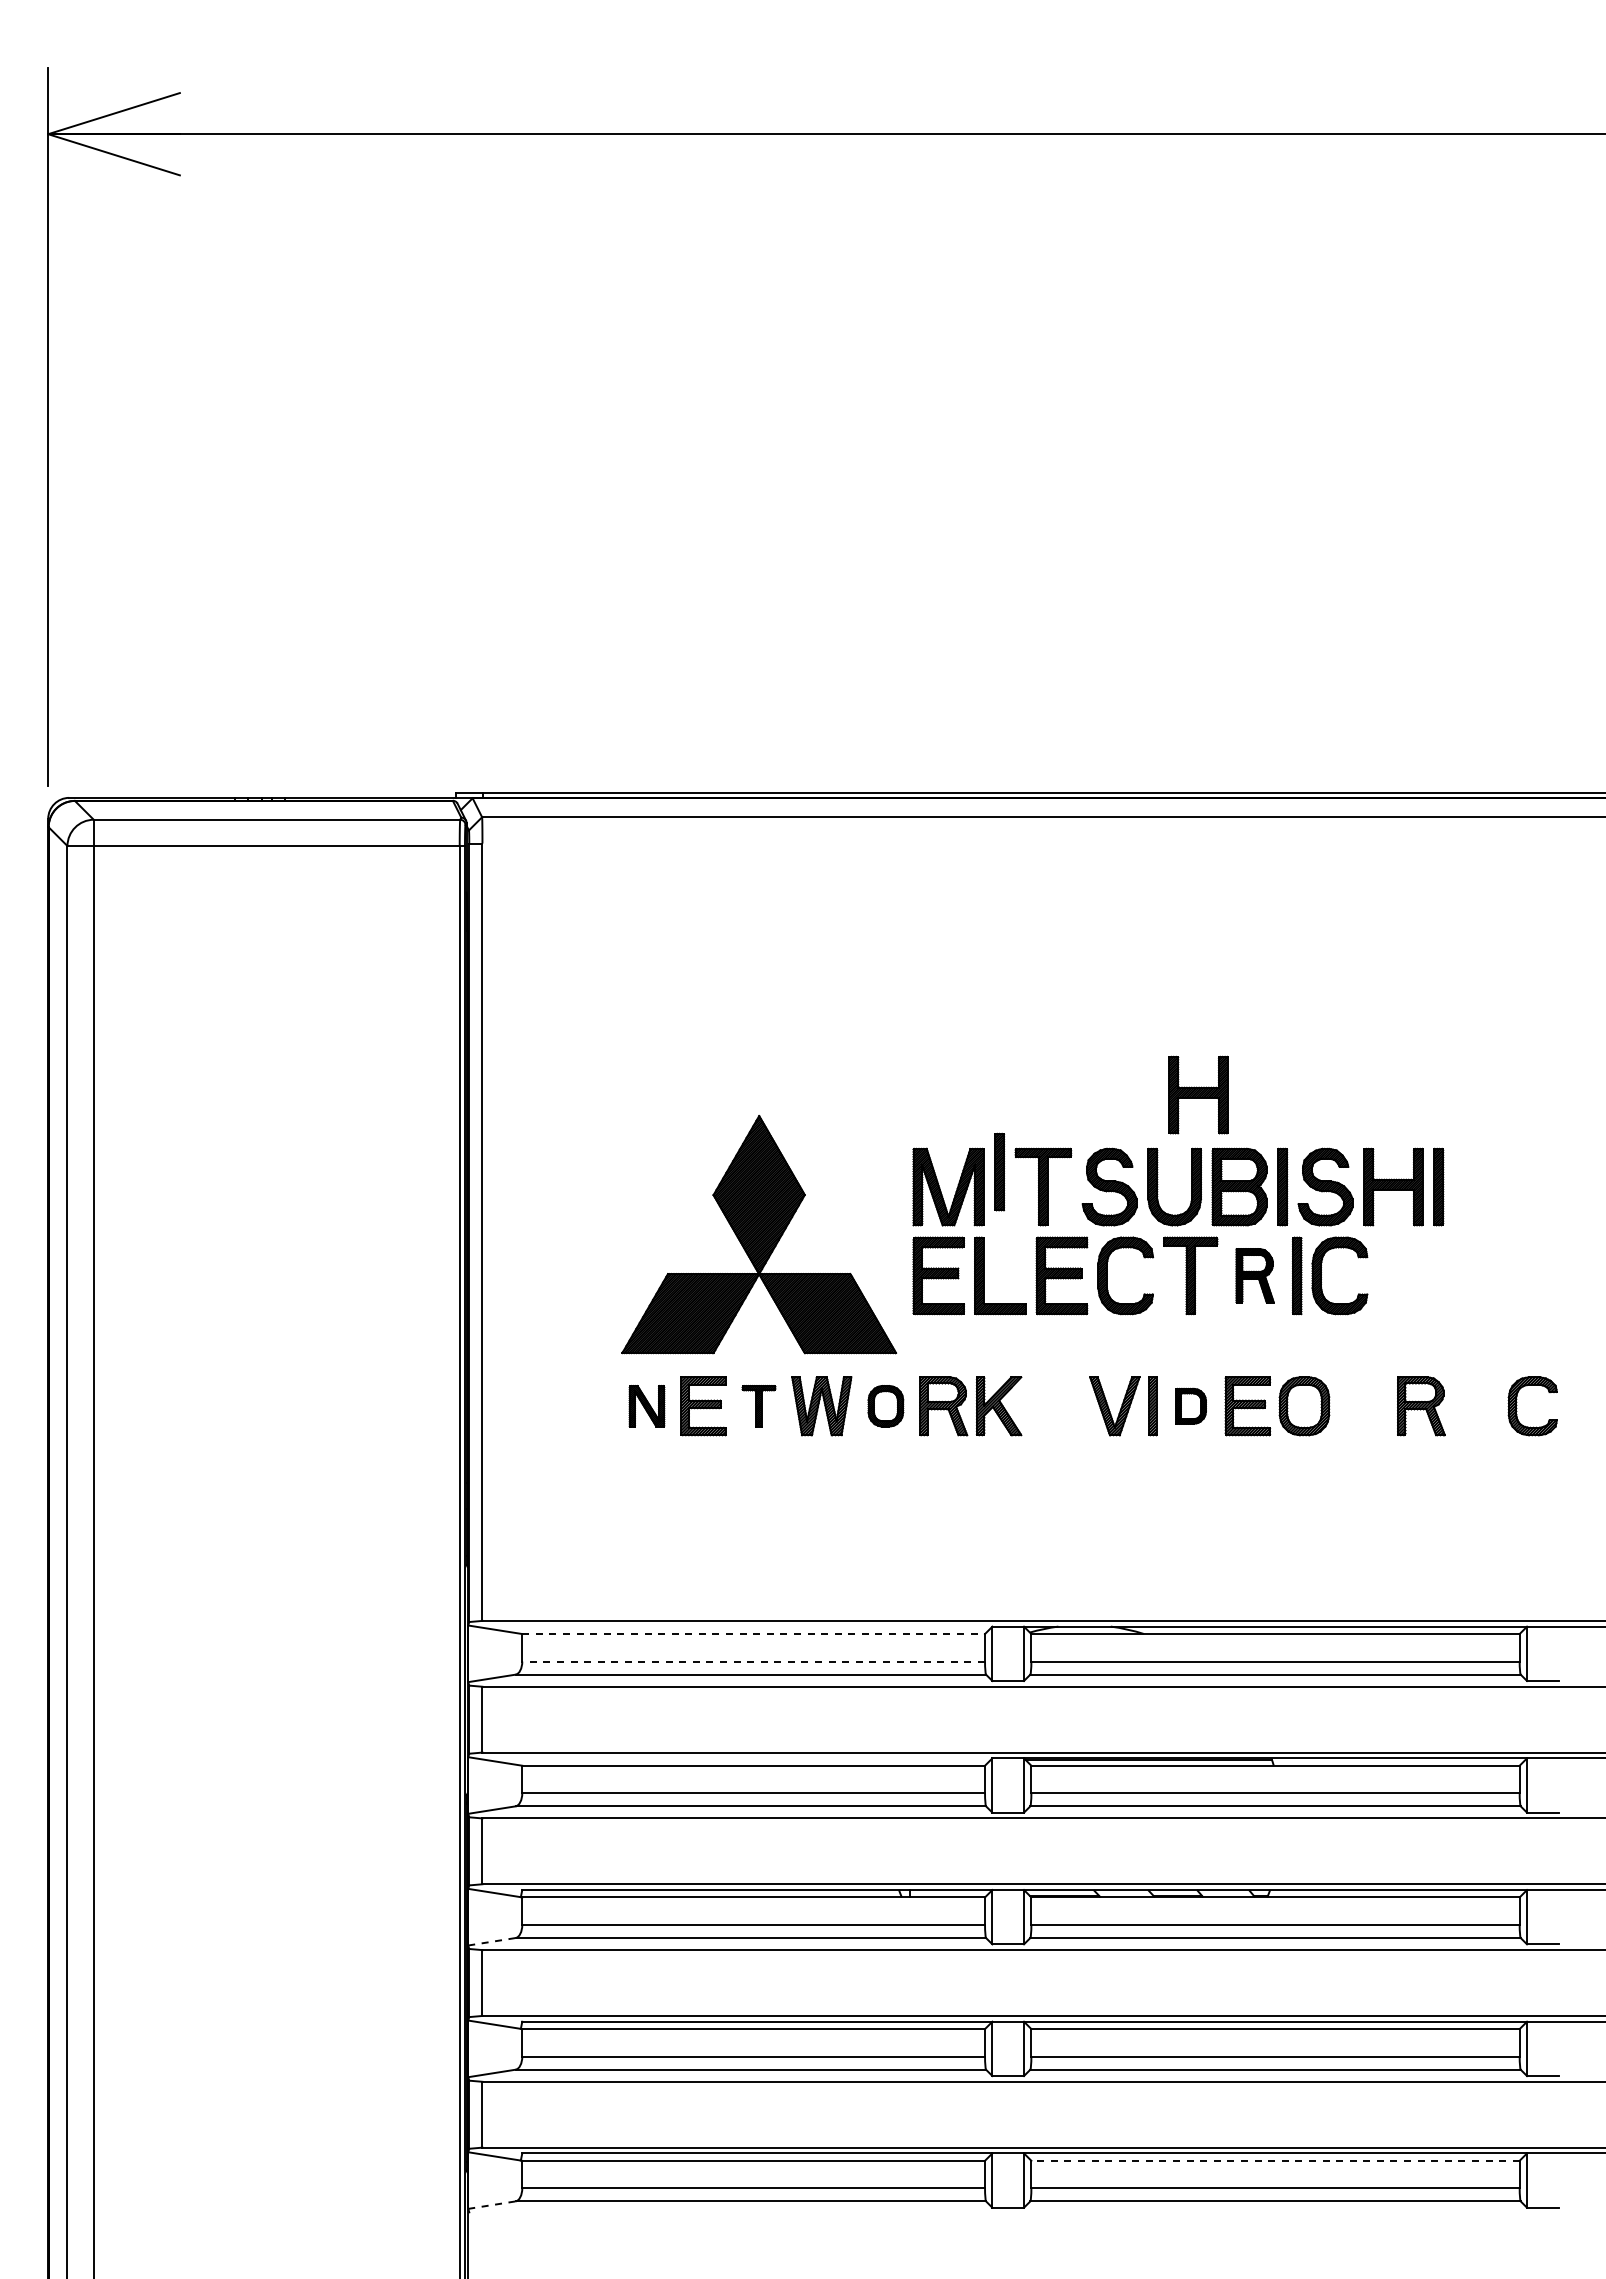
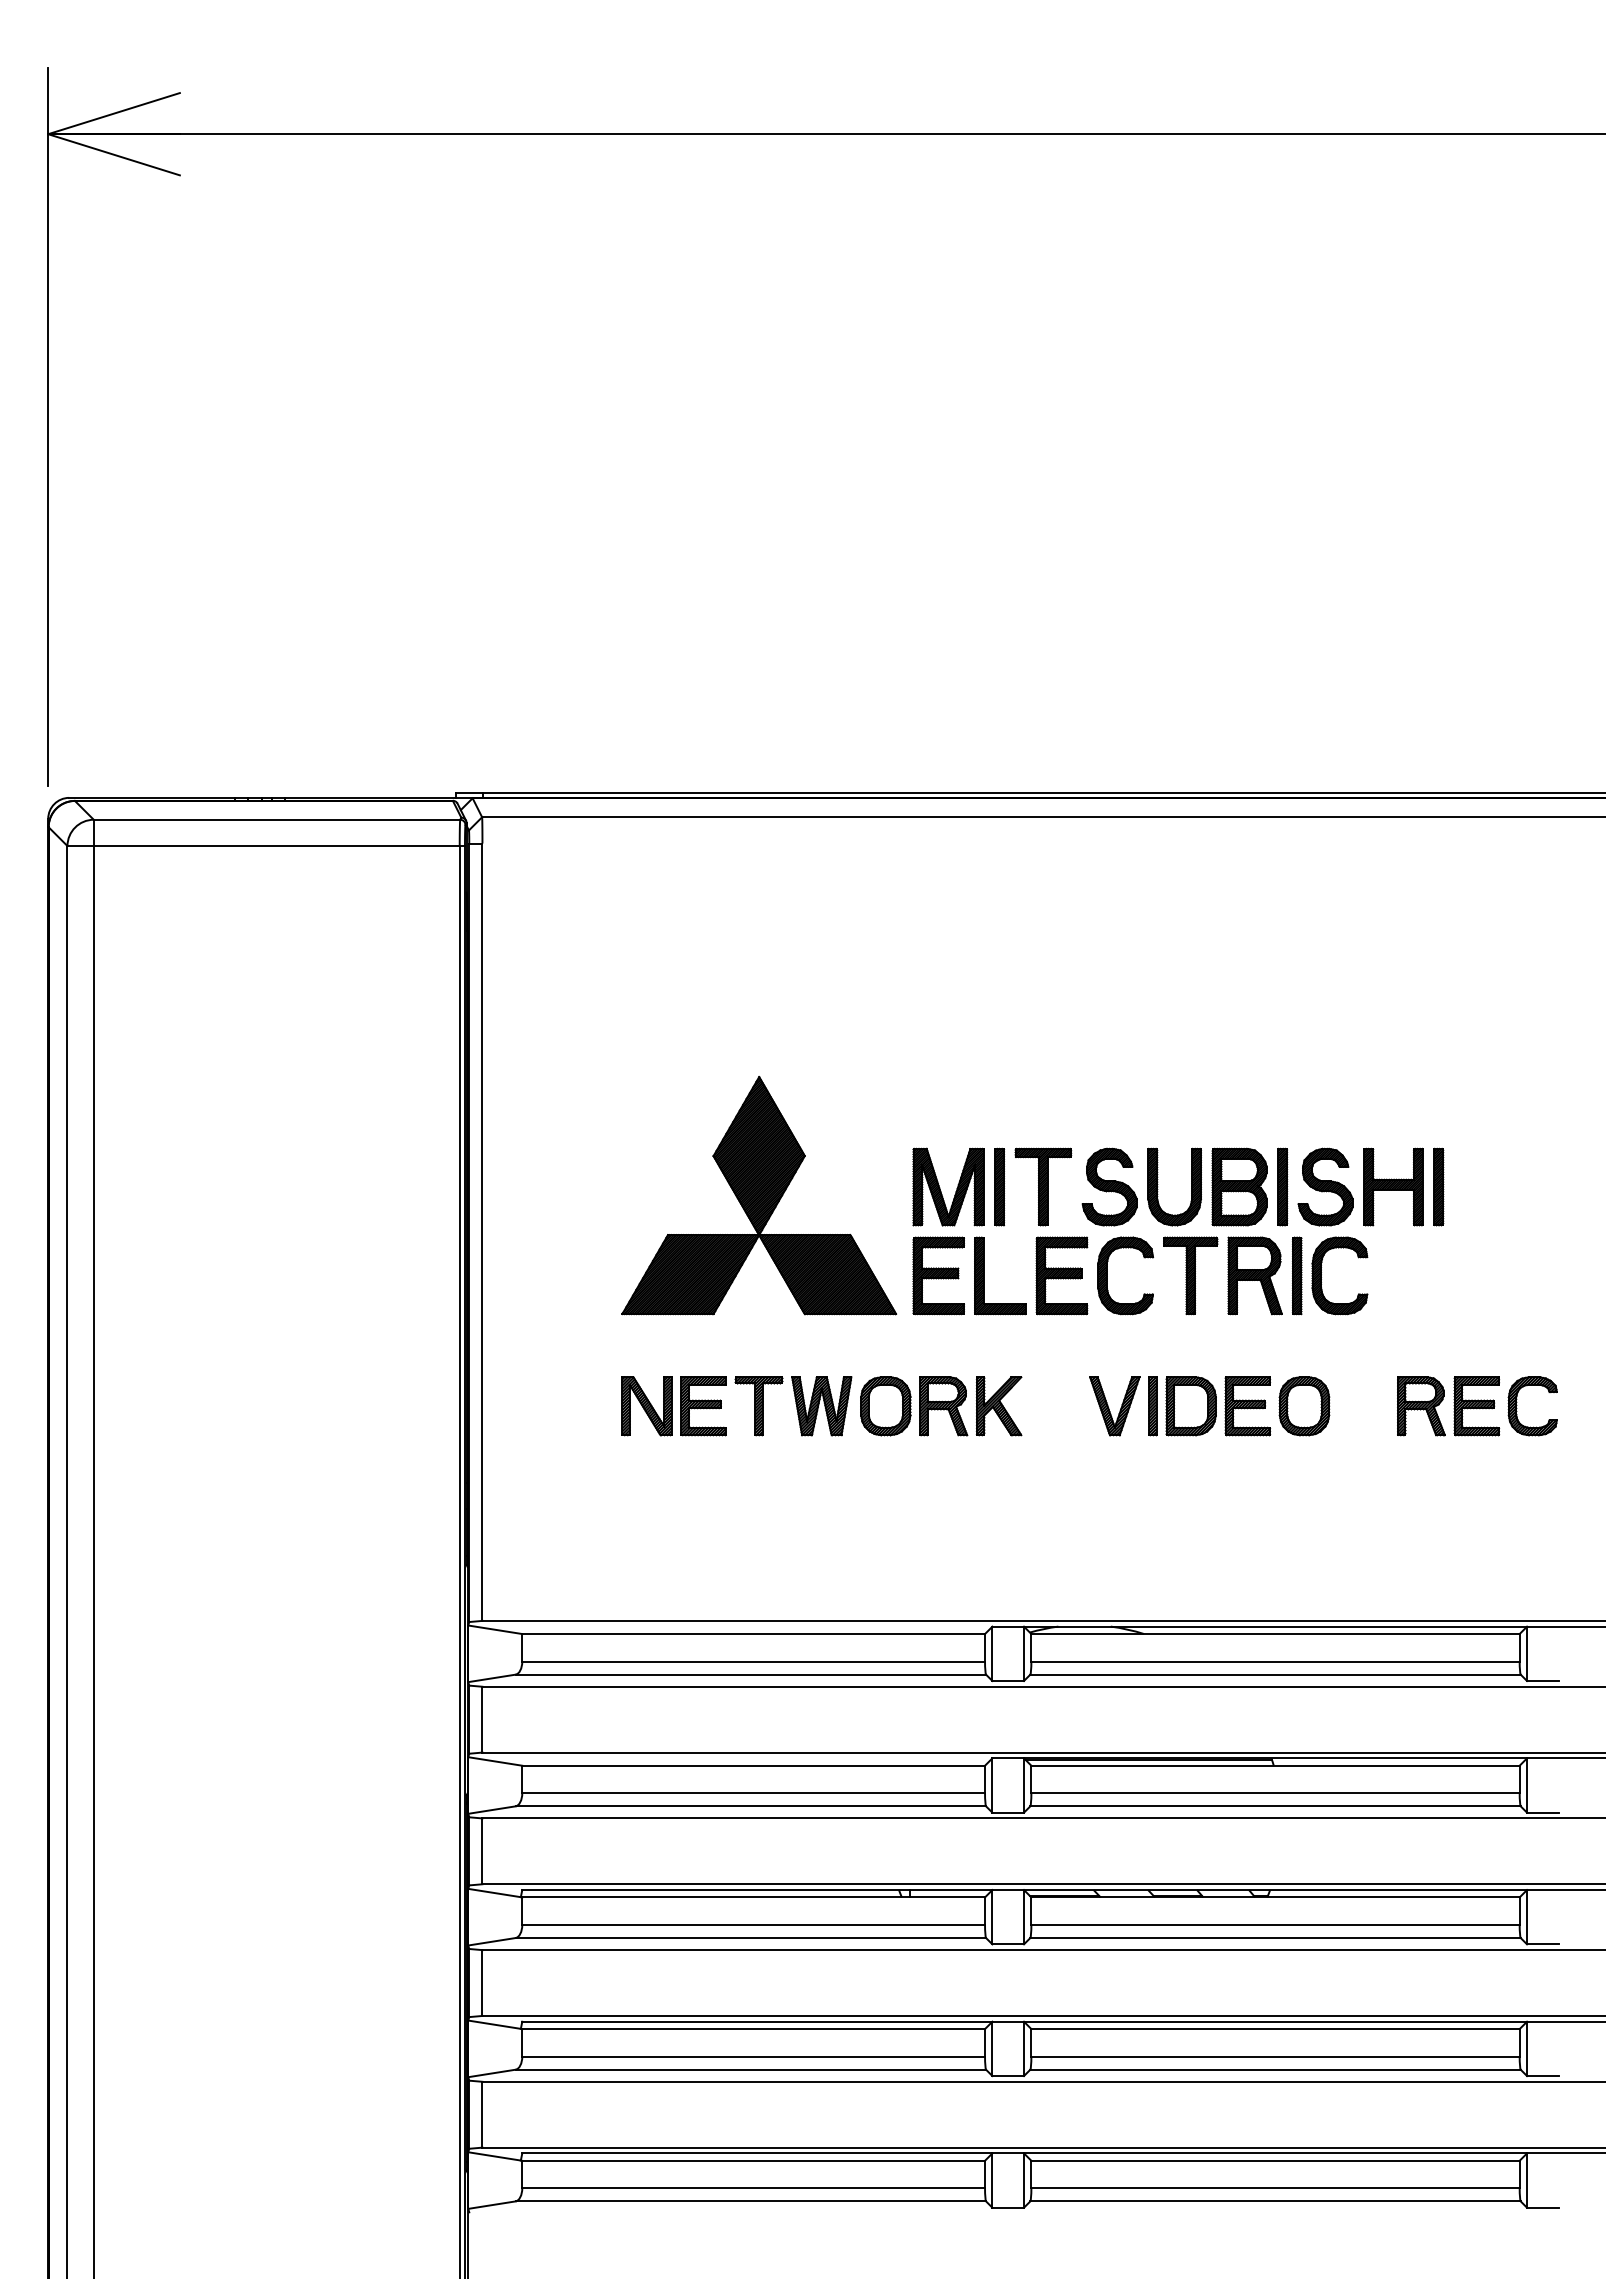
part: present -> none (1198, 1094)
part position: (999, 1171) -> (999, 1186) (999, 1186)
part position: (759, 1234) -> (759, 1195) (759, 1195)
part size: 40x56 px -> 56x80 px (1254, 1275)
part size: 32x38 px -> 52x61 px (1190, 1406)
part size: 38x43 px -> 52x61 px (646, 1406)
part size: 36x43 px -> 50x61 px (758, 1406)
part size: 38x43 px -> 52x61 px (885, 1406)
part: none -> present (1476, 1406)
line: dashed -> solid (754, 1634)
line: dashed -> solid (753, 1661)
line: dashed -> solid (491, 1941)
line: dashed -> solid (1275, 2160)
line: dashed -> solid (491, 2205)
